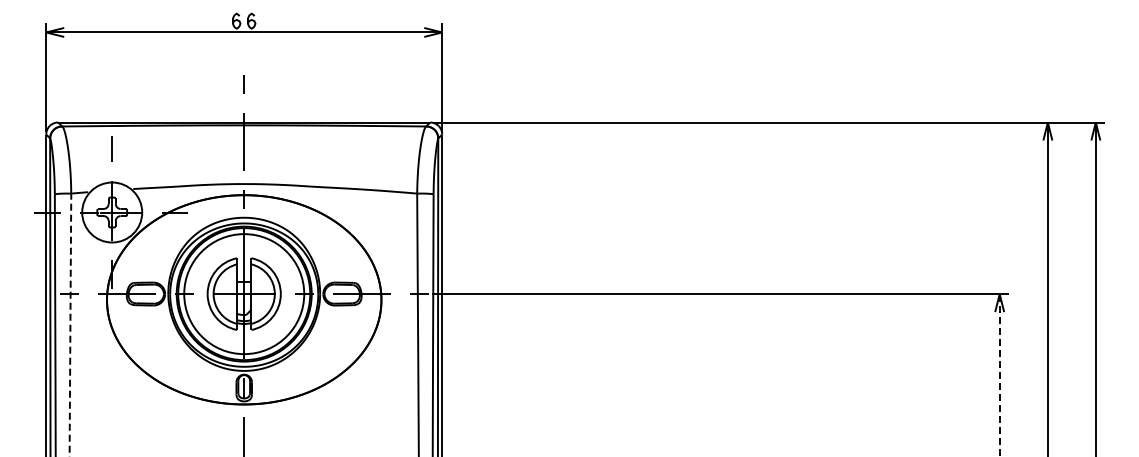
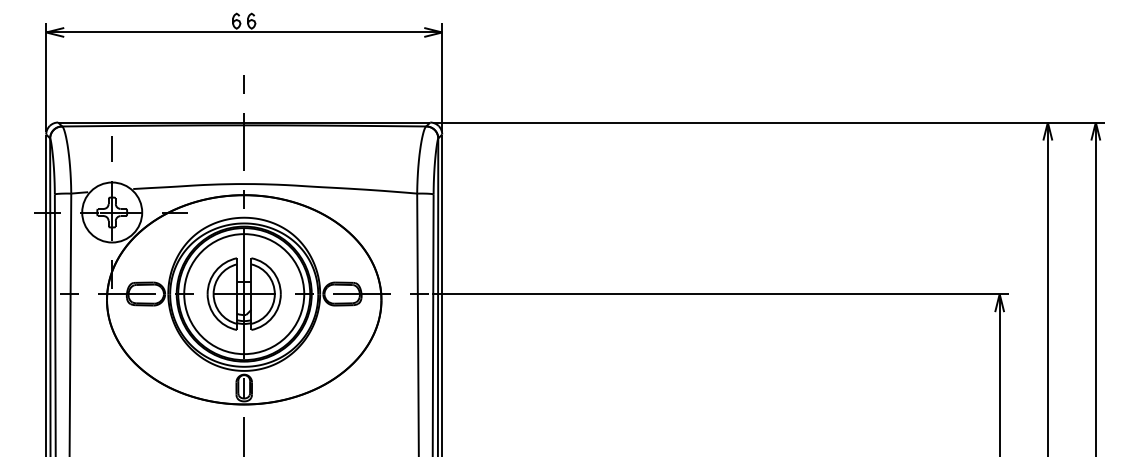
line: dashed -> solid (70, 325)
line: dashed -> solid (999, 375)
